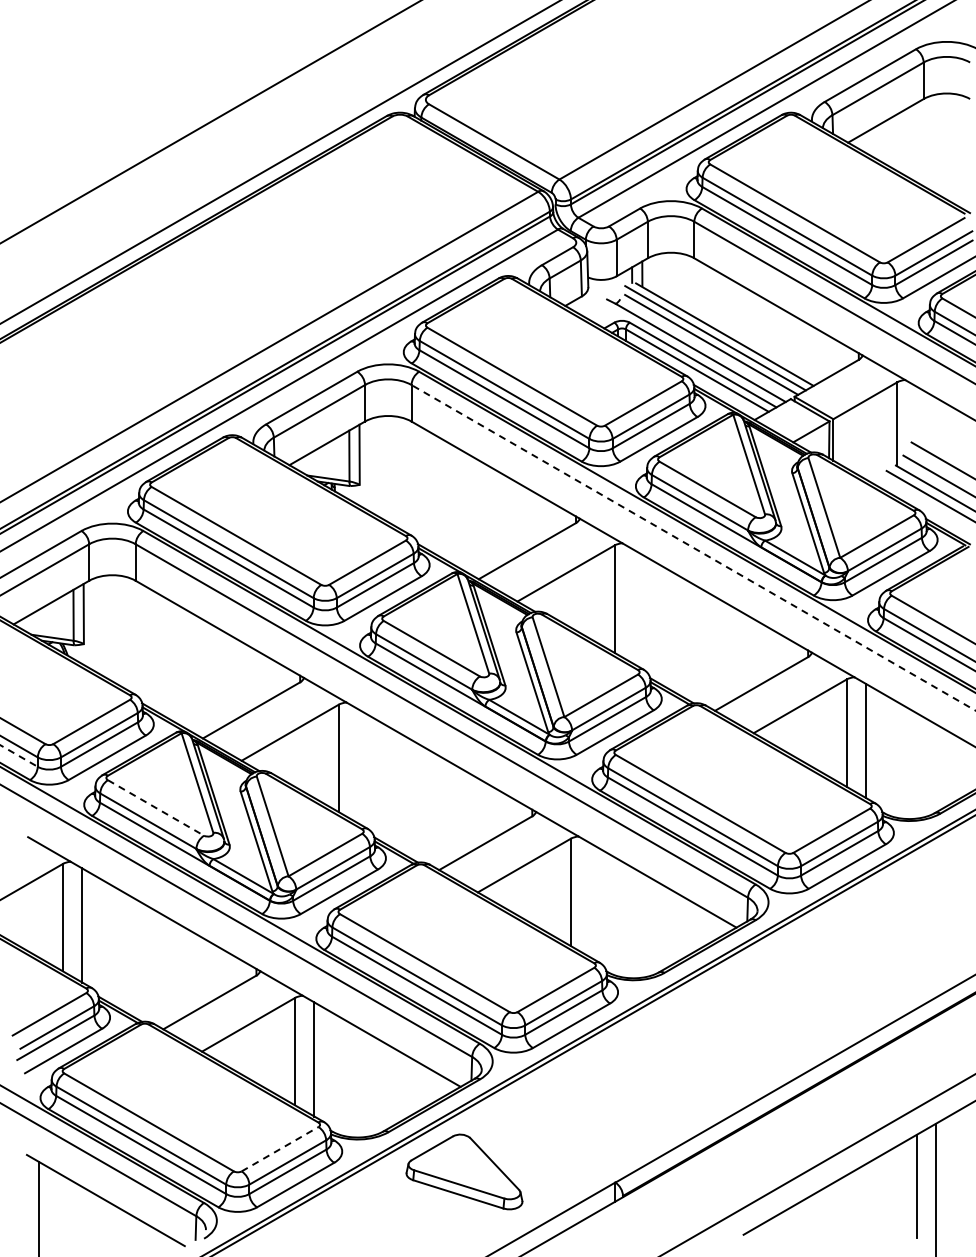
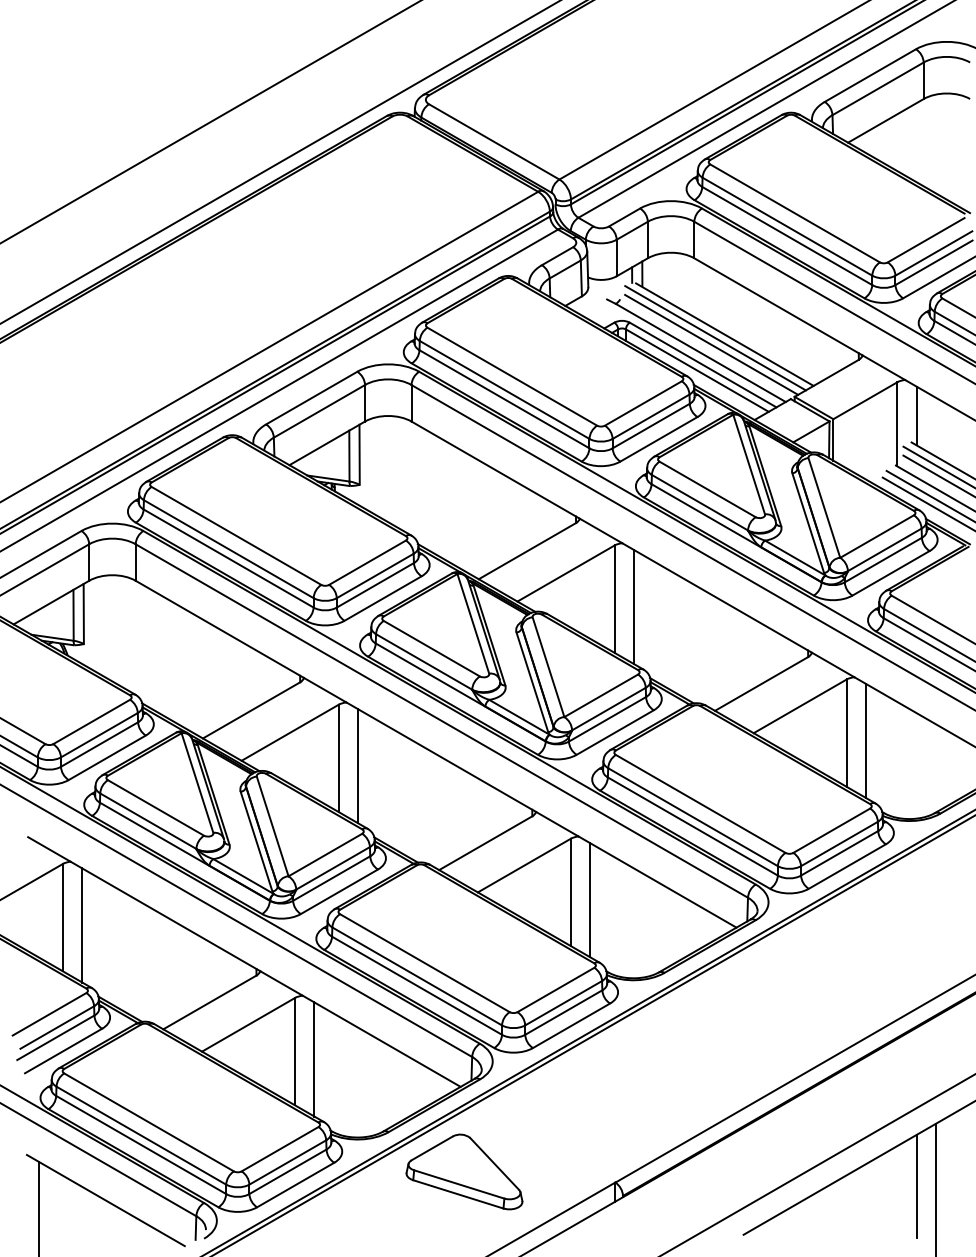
line: none -> present (916, 415)
line: none -> present (937, 466)
line: none -> present (927, 503)
line: dashed -> solid (693, 547)
line: none -> present (633, 606)
line: dashed -> solid (19, 756)
line: none -> present (358, 766)
line: dashed -> solid (156, 807)
line: none -> present (590, 900)
line: dashed -> solid (280, 1148)
